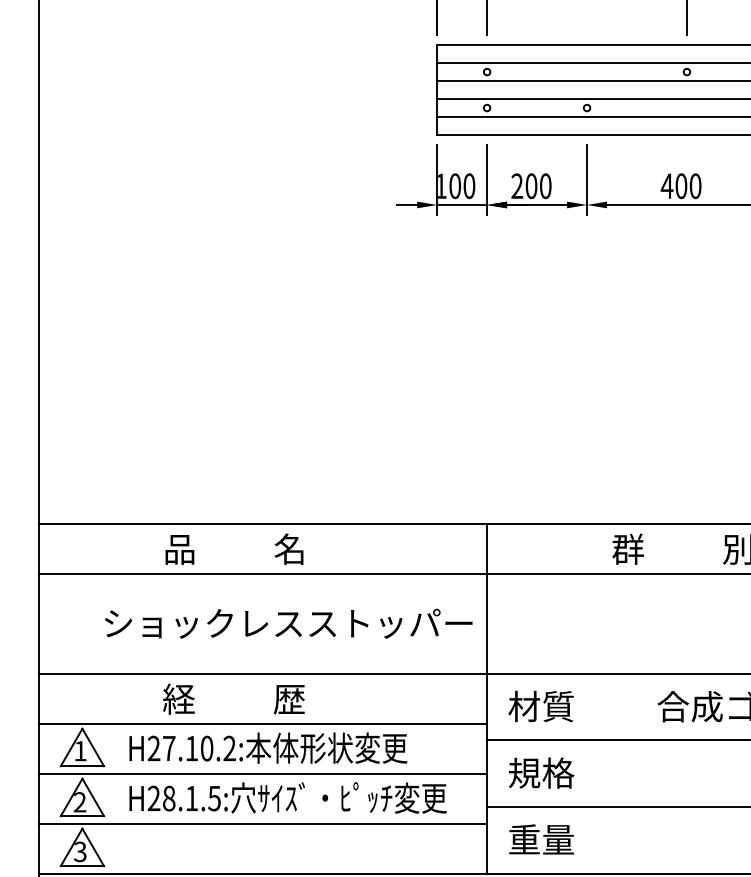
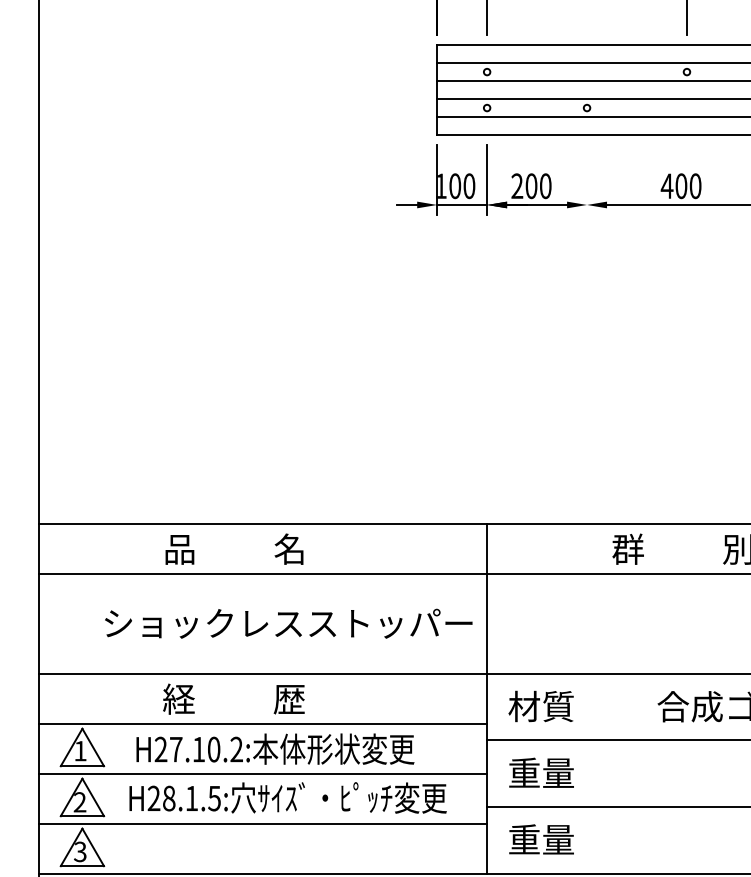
line: present -> none (587, 179)
text position: (268, 747) -> (275, 748) (275, 748)
text: 規格 -> 重量 (541, 772)
